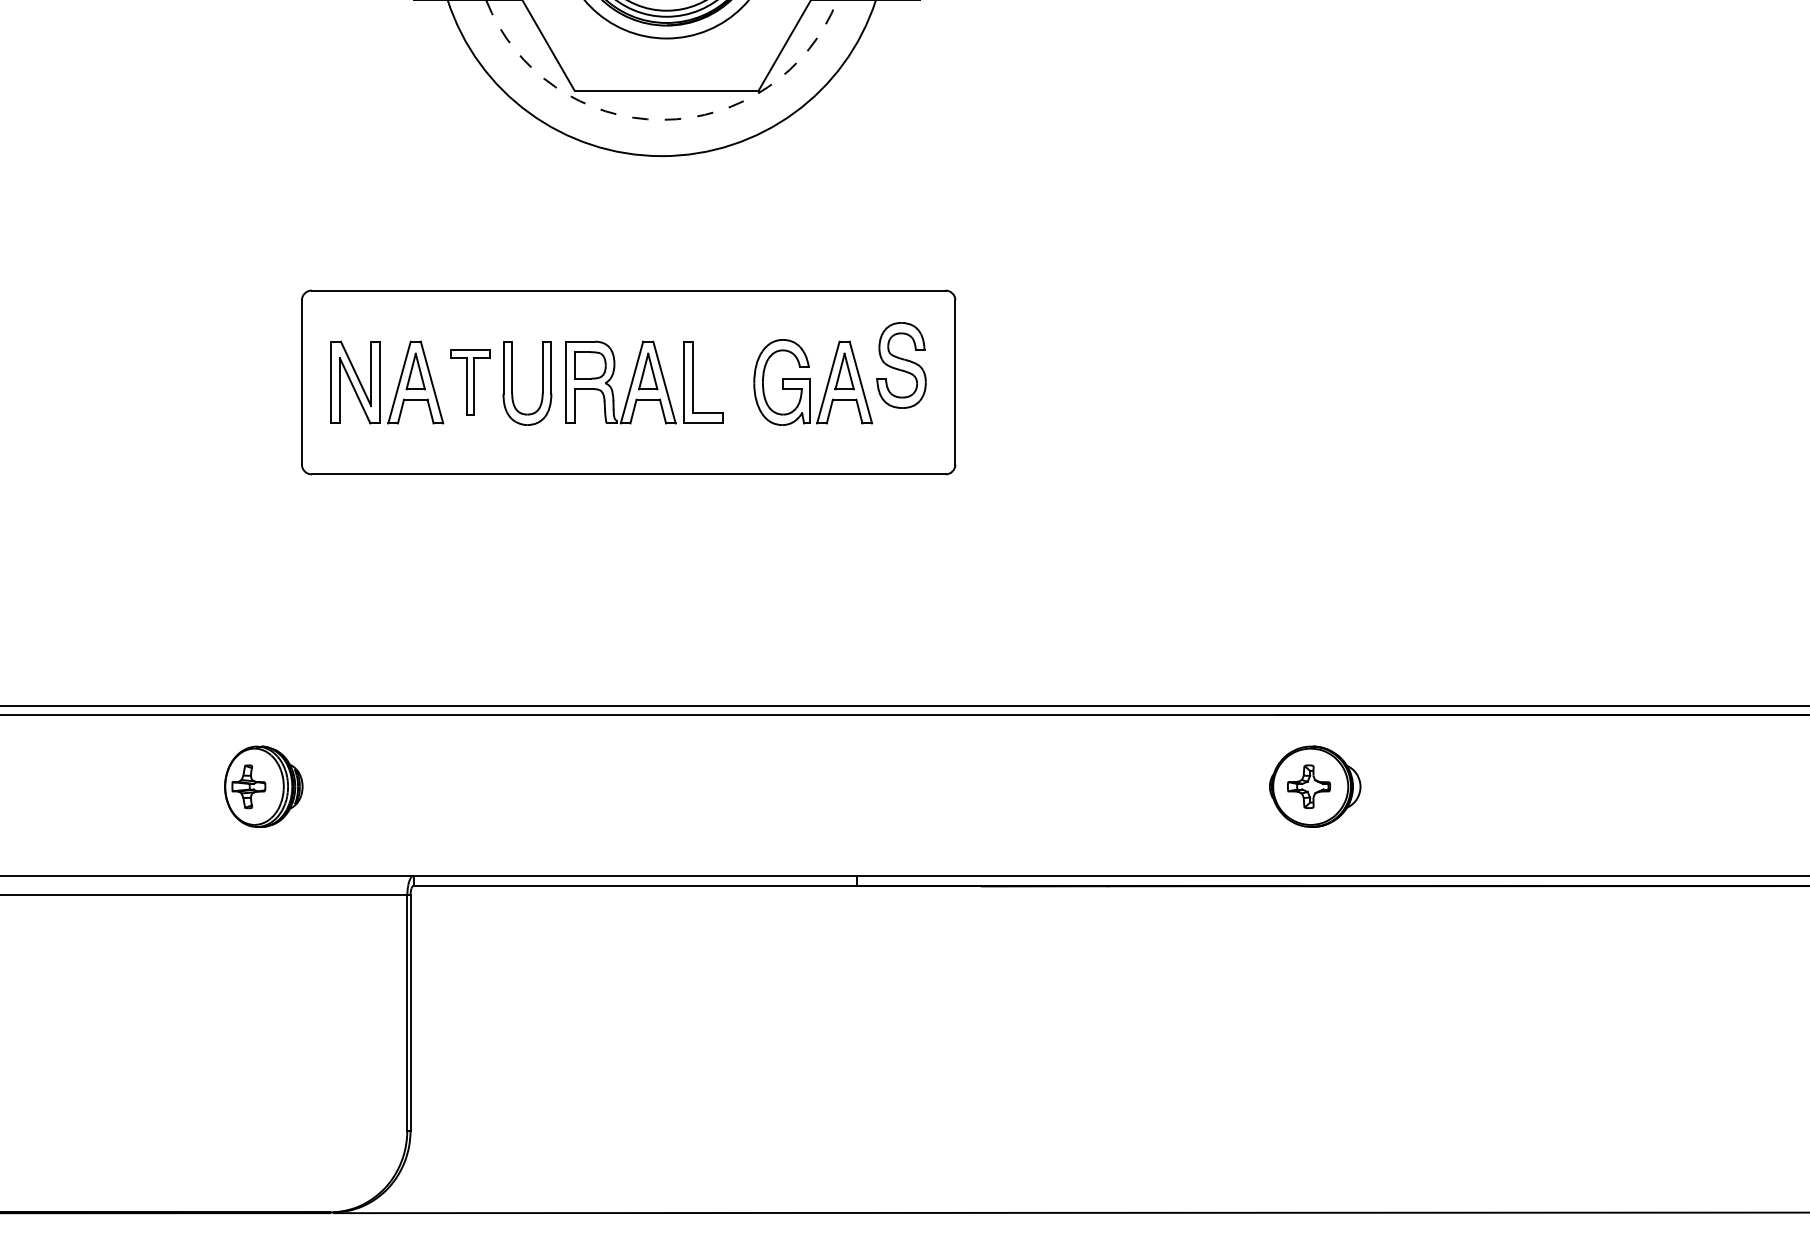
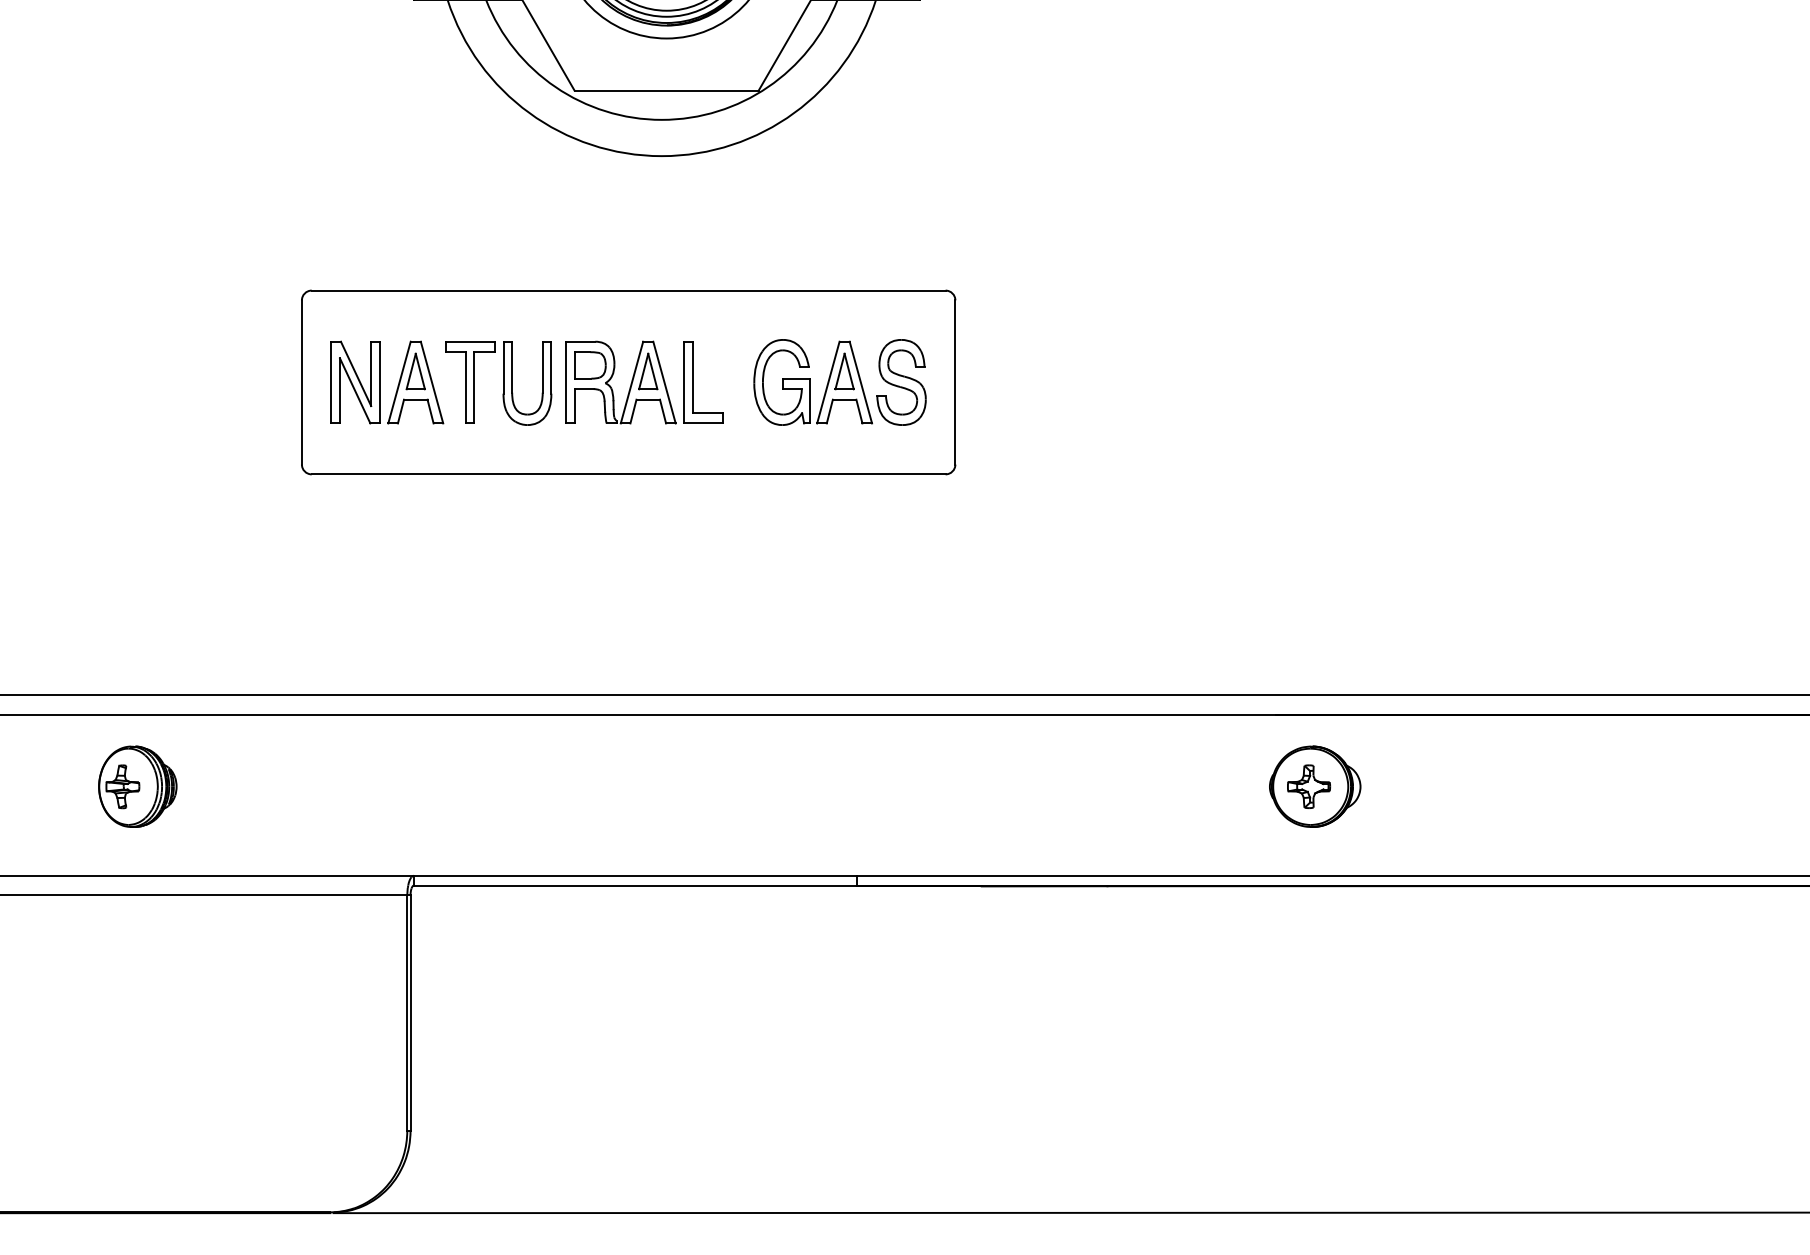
arc: dashed -> solid (661, 119)
part position: (901, 365) -> (901, 382) (901, 382)
part size: 41x67 px -> 51x83 px (470, 382)
line position: (904, 706) -> (904, 695) (904, 695)
part position: (263, 786) -> (137, 786) (137, 786)
